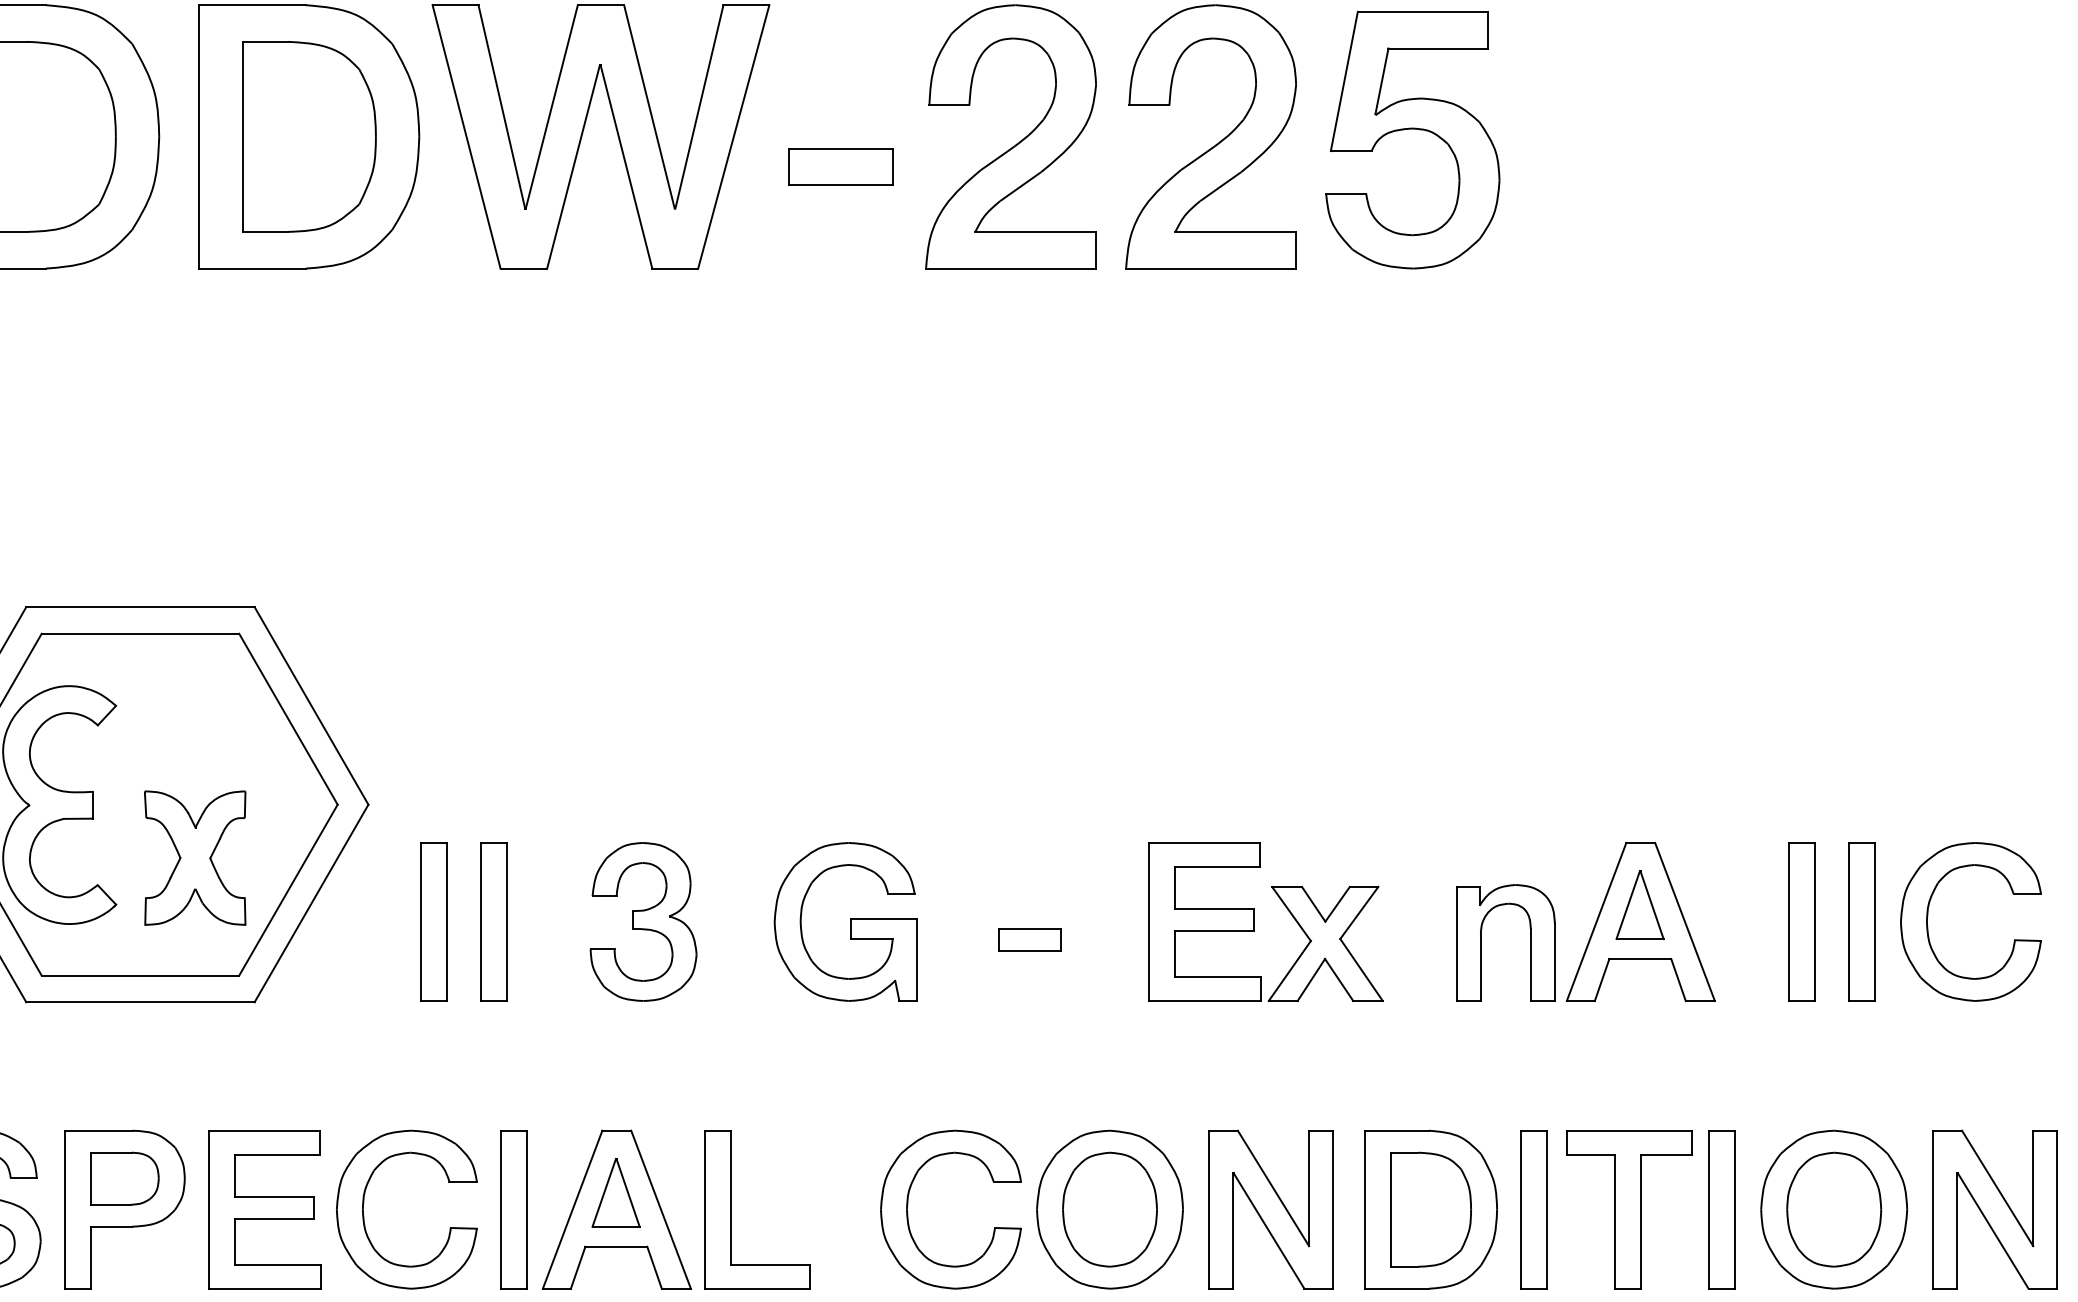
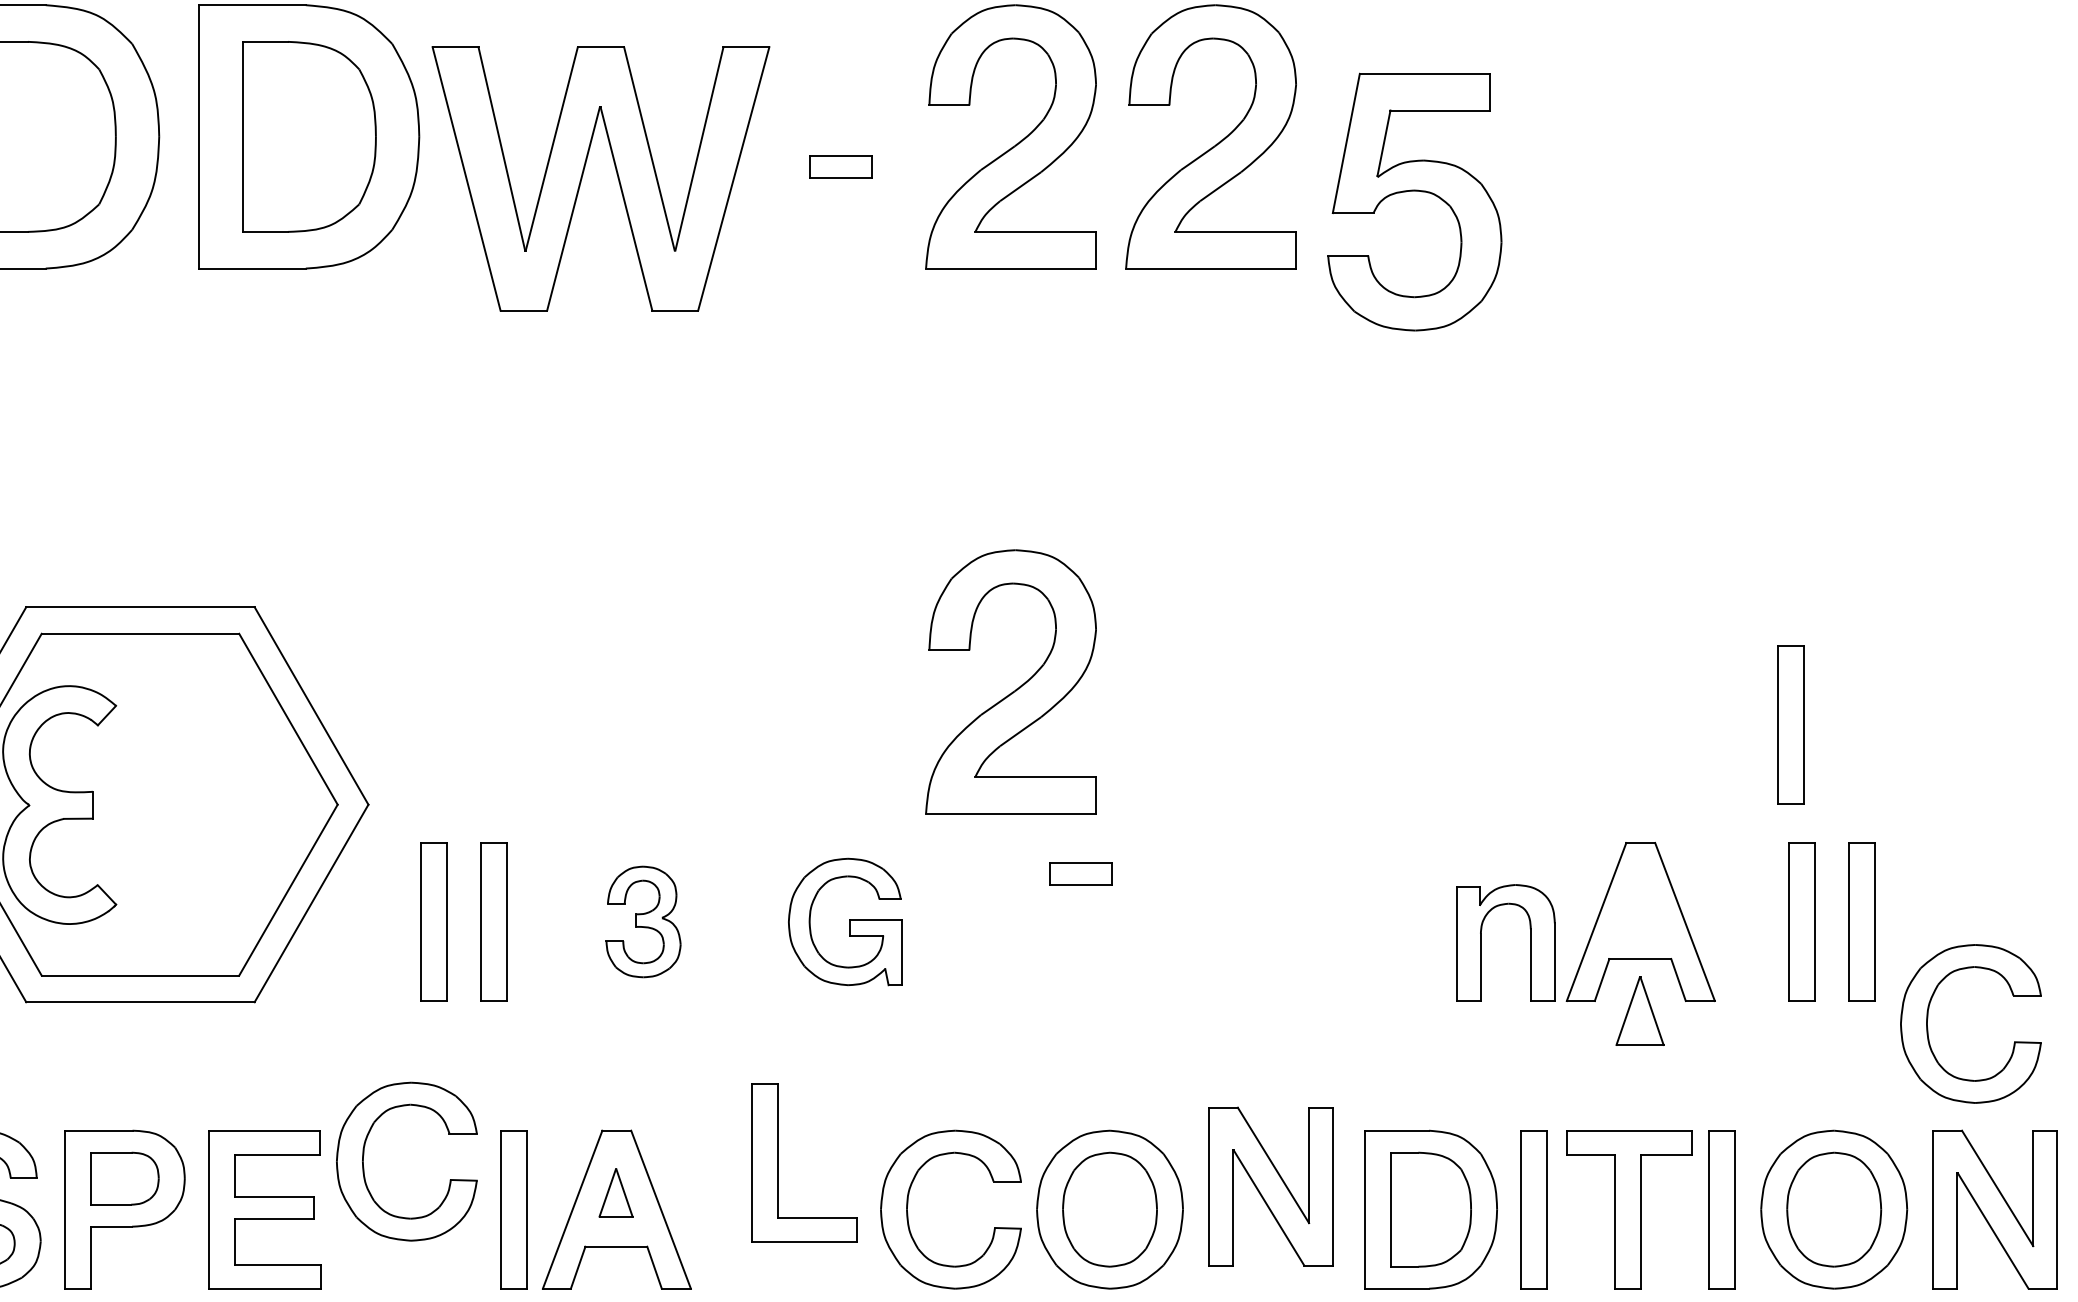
part position: (1412, 129) -> (1414, 191) (1414, 191)
part position: (616, 132) -> (616, 174) (616, 174)
part size: 106x38 px -> 64x24 px (840, 166)
part: none -> present (1016, 688)
part: none -> present (1790, 724)
part: present -> none (195, 857)
part position: (1639, 904) -> (1639, 1010) (1639, 1010)
part position: (1928, 916) -> (1928, 1018) (1928, 1018)
part size: 109x160 px -> 77x114 px (643, 921)
part size: 145x160 px -> 115x130 px (845, 921)
part: present -> none (1254, 922)
part position: (1029, 939) -> (1080, 873) (1080, 873)
part size: 50x70 px -> 36x50 px (615, 1192)
part position: (364, 1203) -> (364, 1155) (364, 1155)
part position: (731, 1209) -> (778, 1162) (778, 1162)
part position: (1270, 1209) -> (1270, 1186) (1270, 1186)
